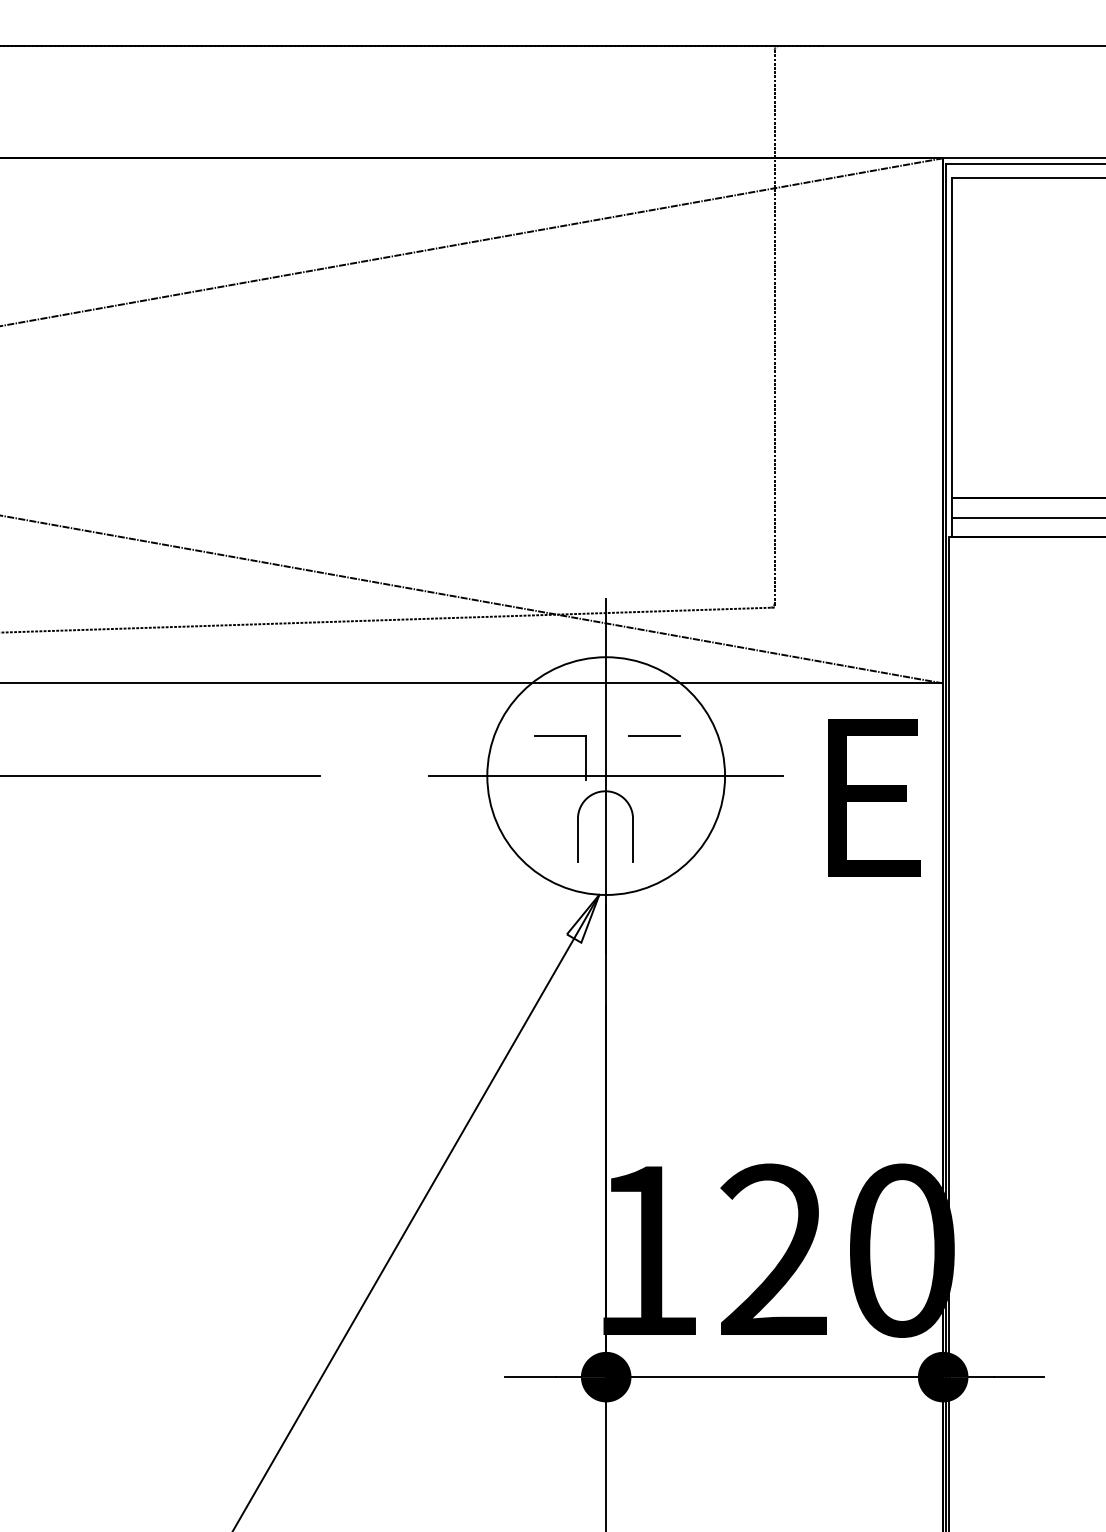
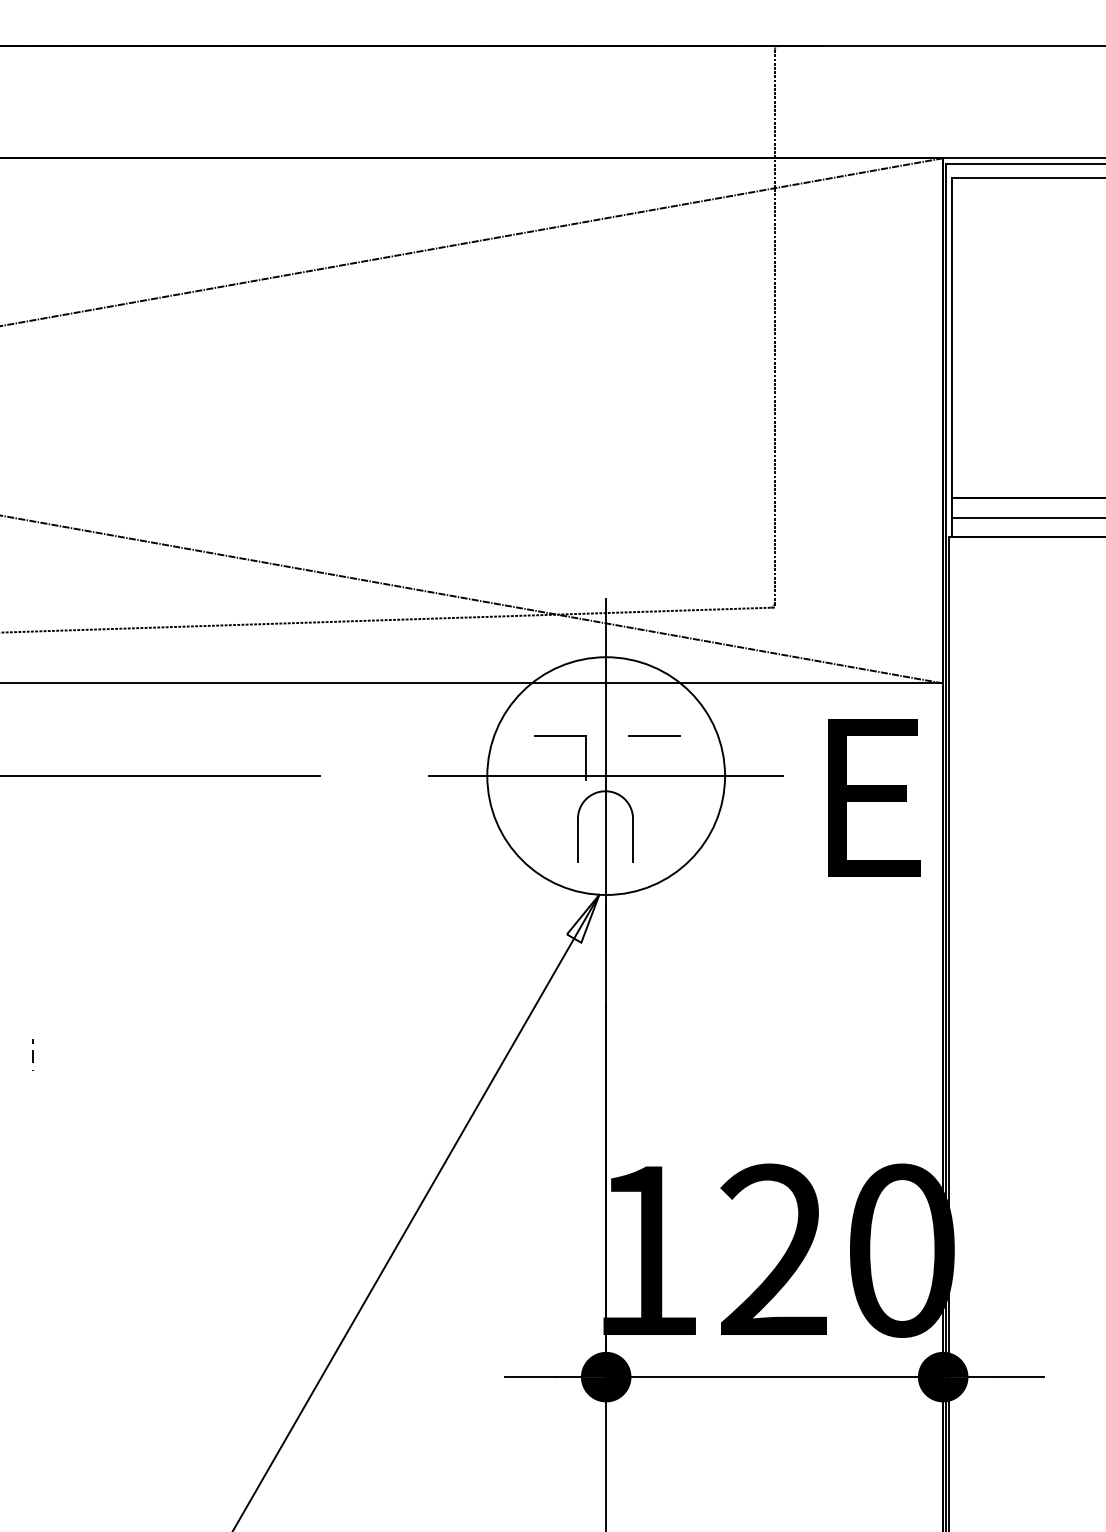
part: none -> present (32, 1054)
